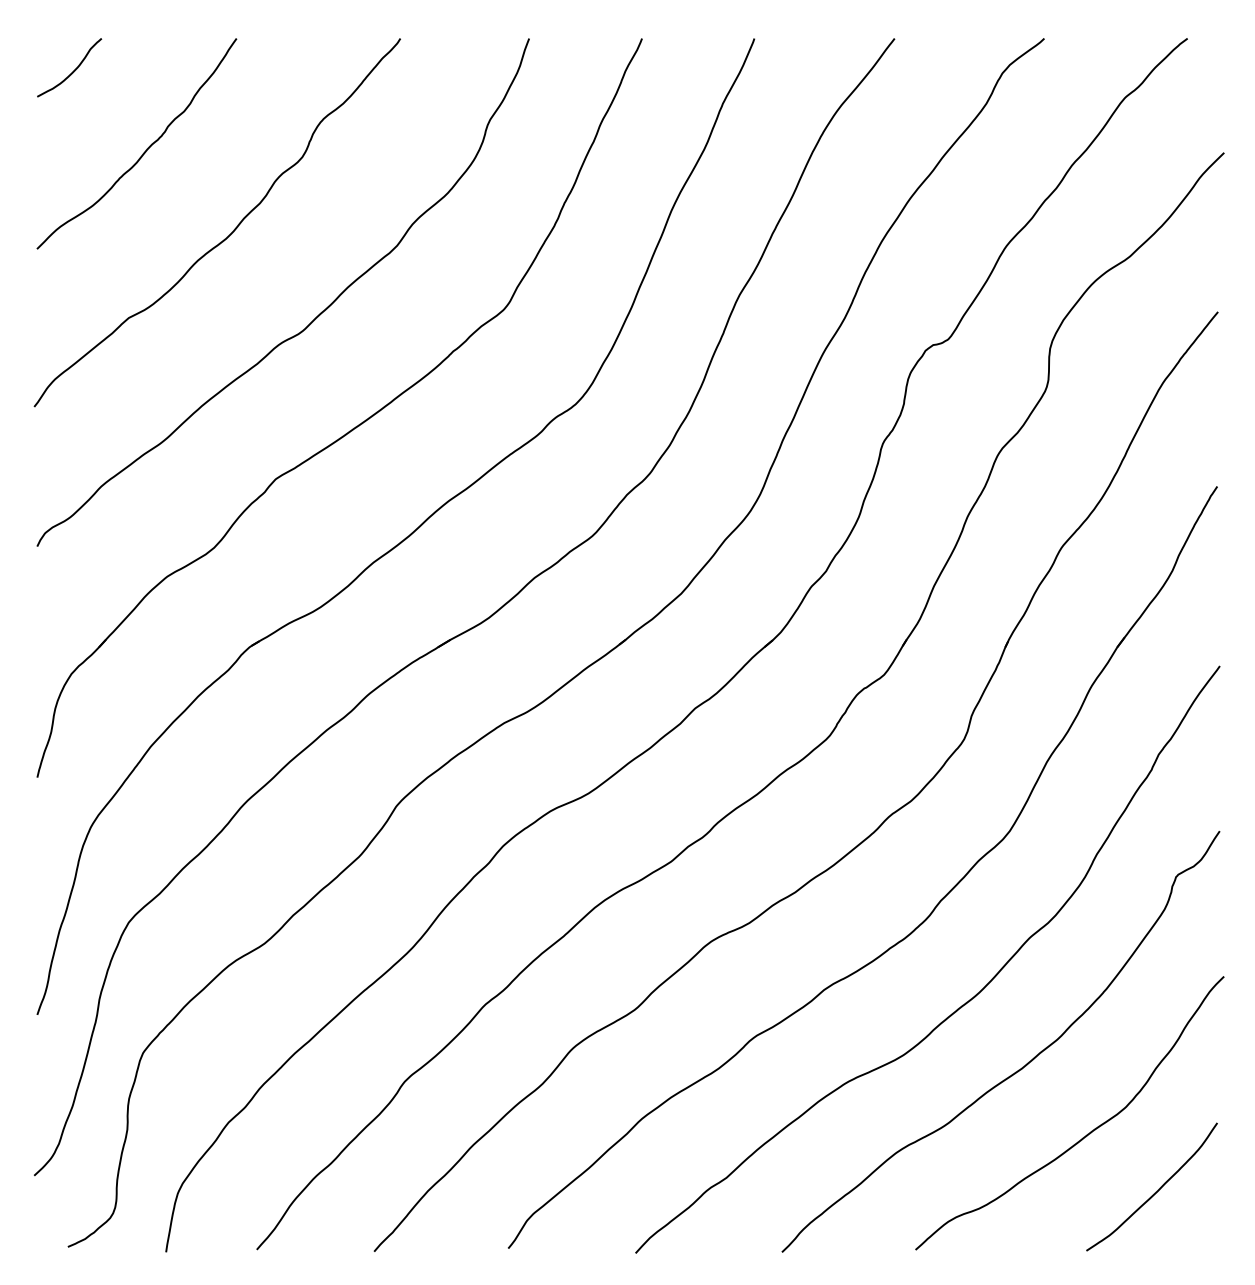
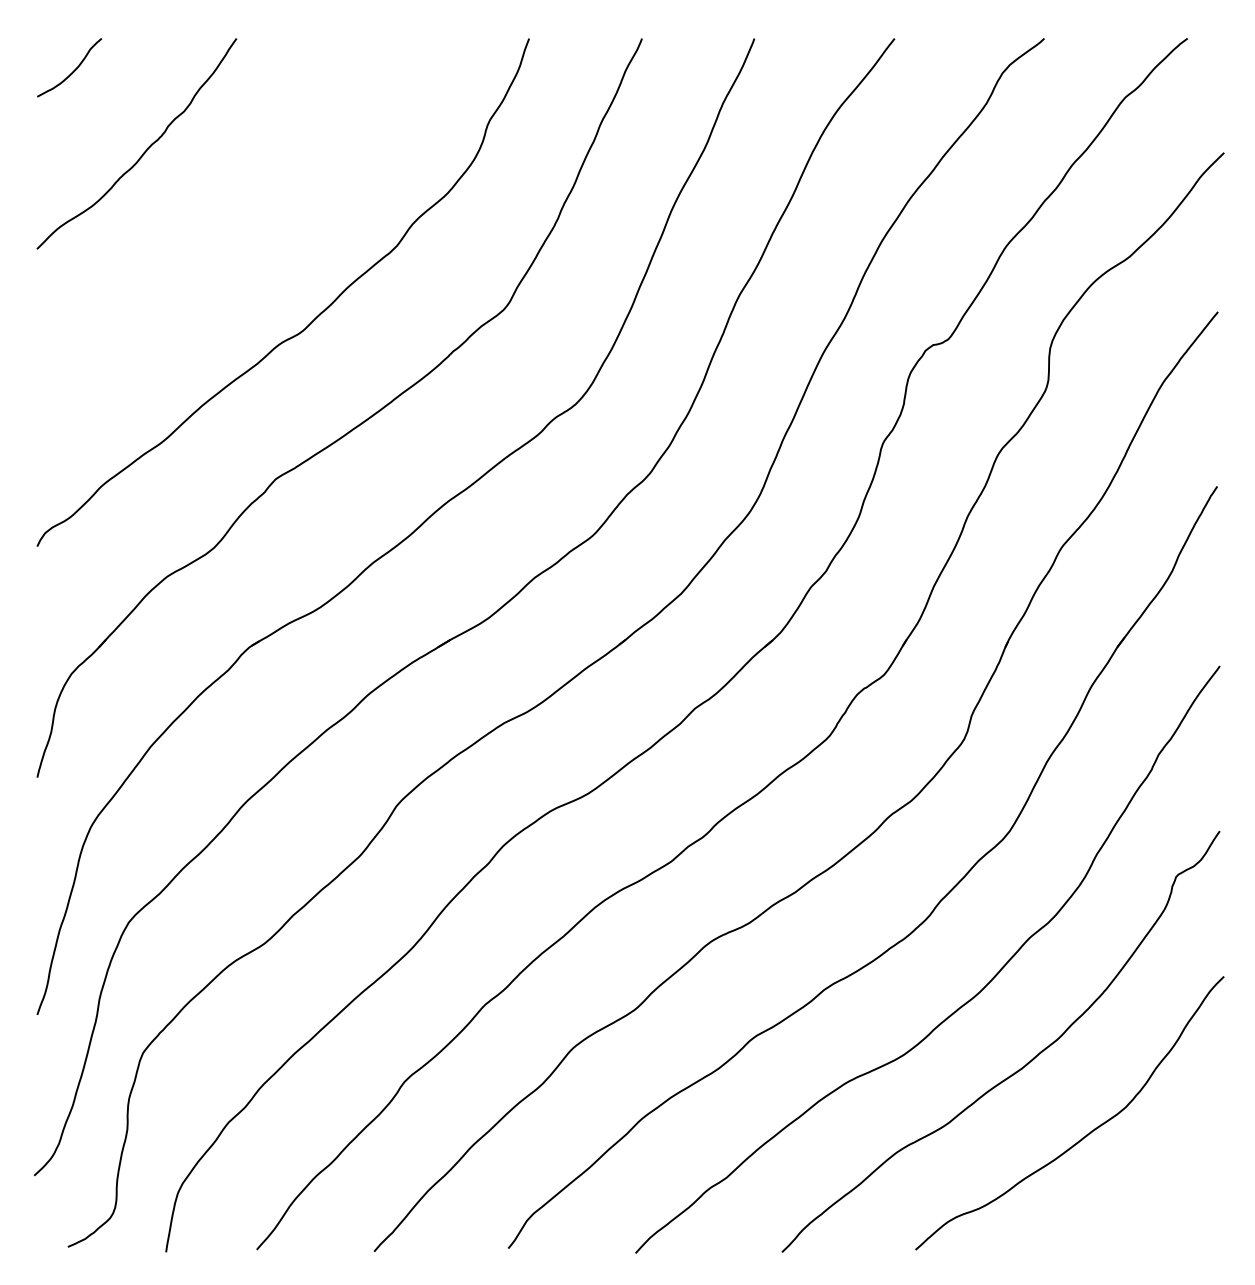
curve: present -> none (229, 234)
curve: present -> none (1154, 1192)
